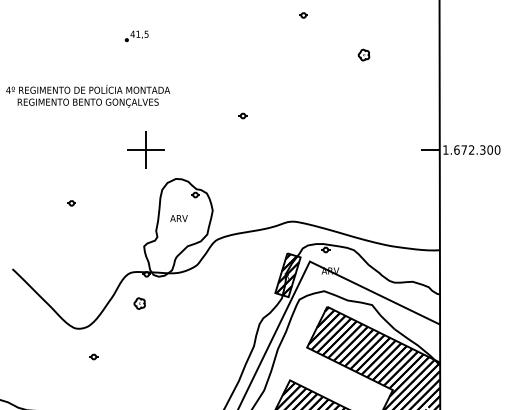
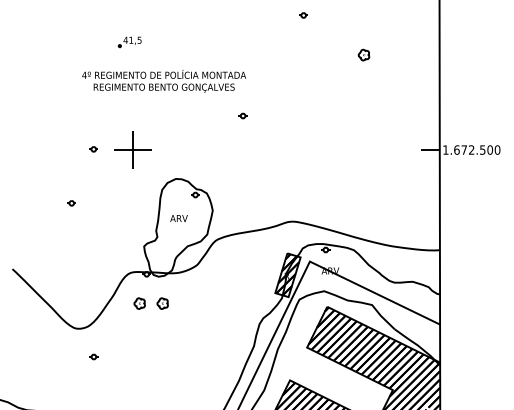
part position: (136, 36) -> (129, 42) (129, 42)
text position: (87, 96) -> (163, 81) (163, 81)
part: none -> present (93, 149)
part position: (145, 149) -> (132, 149) (132, 149)
text: 1.672.300 -> 1.672.500 (482, 149)
part: none -> present (162, 303)
